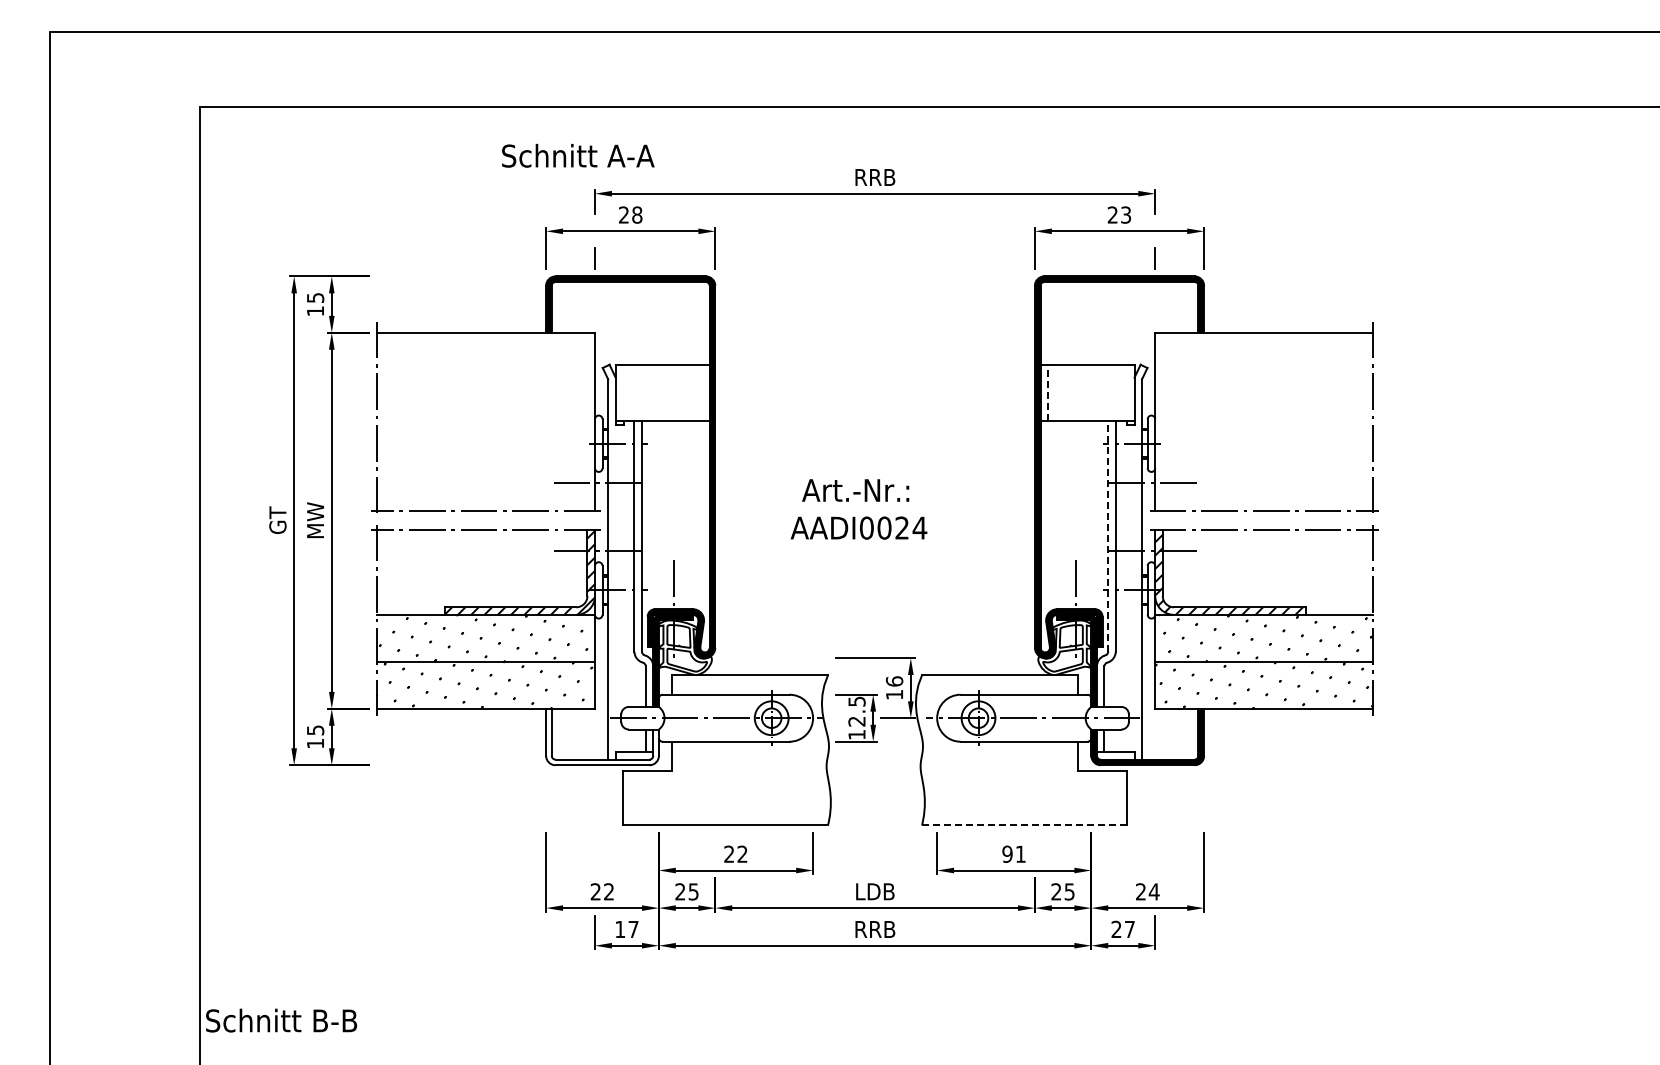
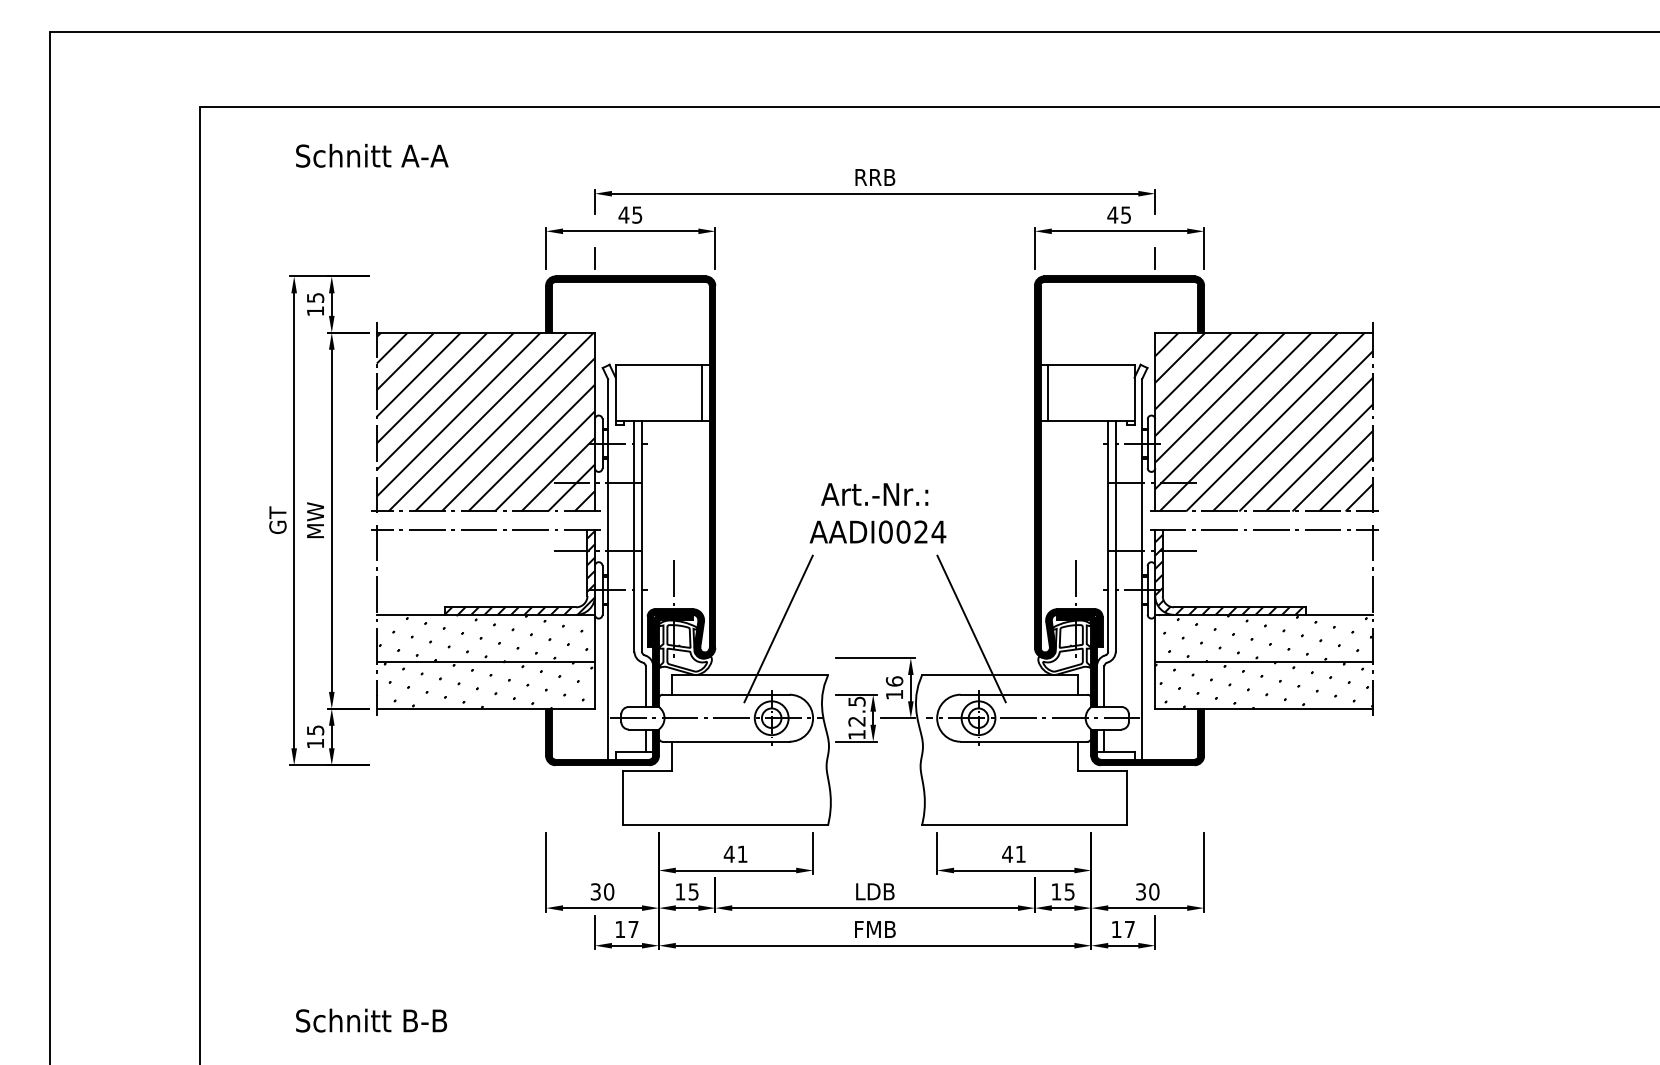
text position: (578, 155) -> (372, 155) (372, 155)
text: 28 -> 45 (630, 214)
text: 23 -> 45 (1119, 214)
line: none -> present (702, 392)
line: dashed -> solid (1048, 392)
hatch: none -> present (485, 421)
hatch: none -> present (1264, 421)
text position: (858, 509) -> (877, 513) (877, 513)
line: dashed -> solid (1108, 535)
line: none -> present (778, 628)
line: none -> present (971, 628)
fill: none -> present (602, 736)
line: dashed -> solid (1024, 825)
text: 22 -> 41 (735, 853)
text: 91 -> 41 (1007, 853)
text: 22 -> 30 (602, 891)
text: 25 -> 15 (680, 891)
text: 25 -> 15 (1056, 891)
text: 24 -> 30 (1147, 891)
text: 27 -> 17 (1116, 928)
text: RRB -> FMB (875, 929)
text position: (281, 1020) -> (371, 1020) (371, 1020)
